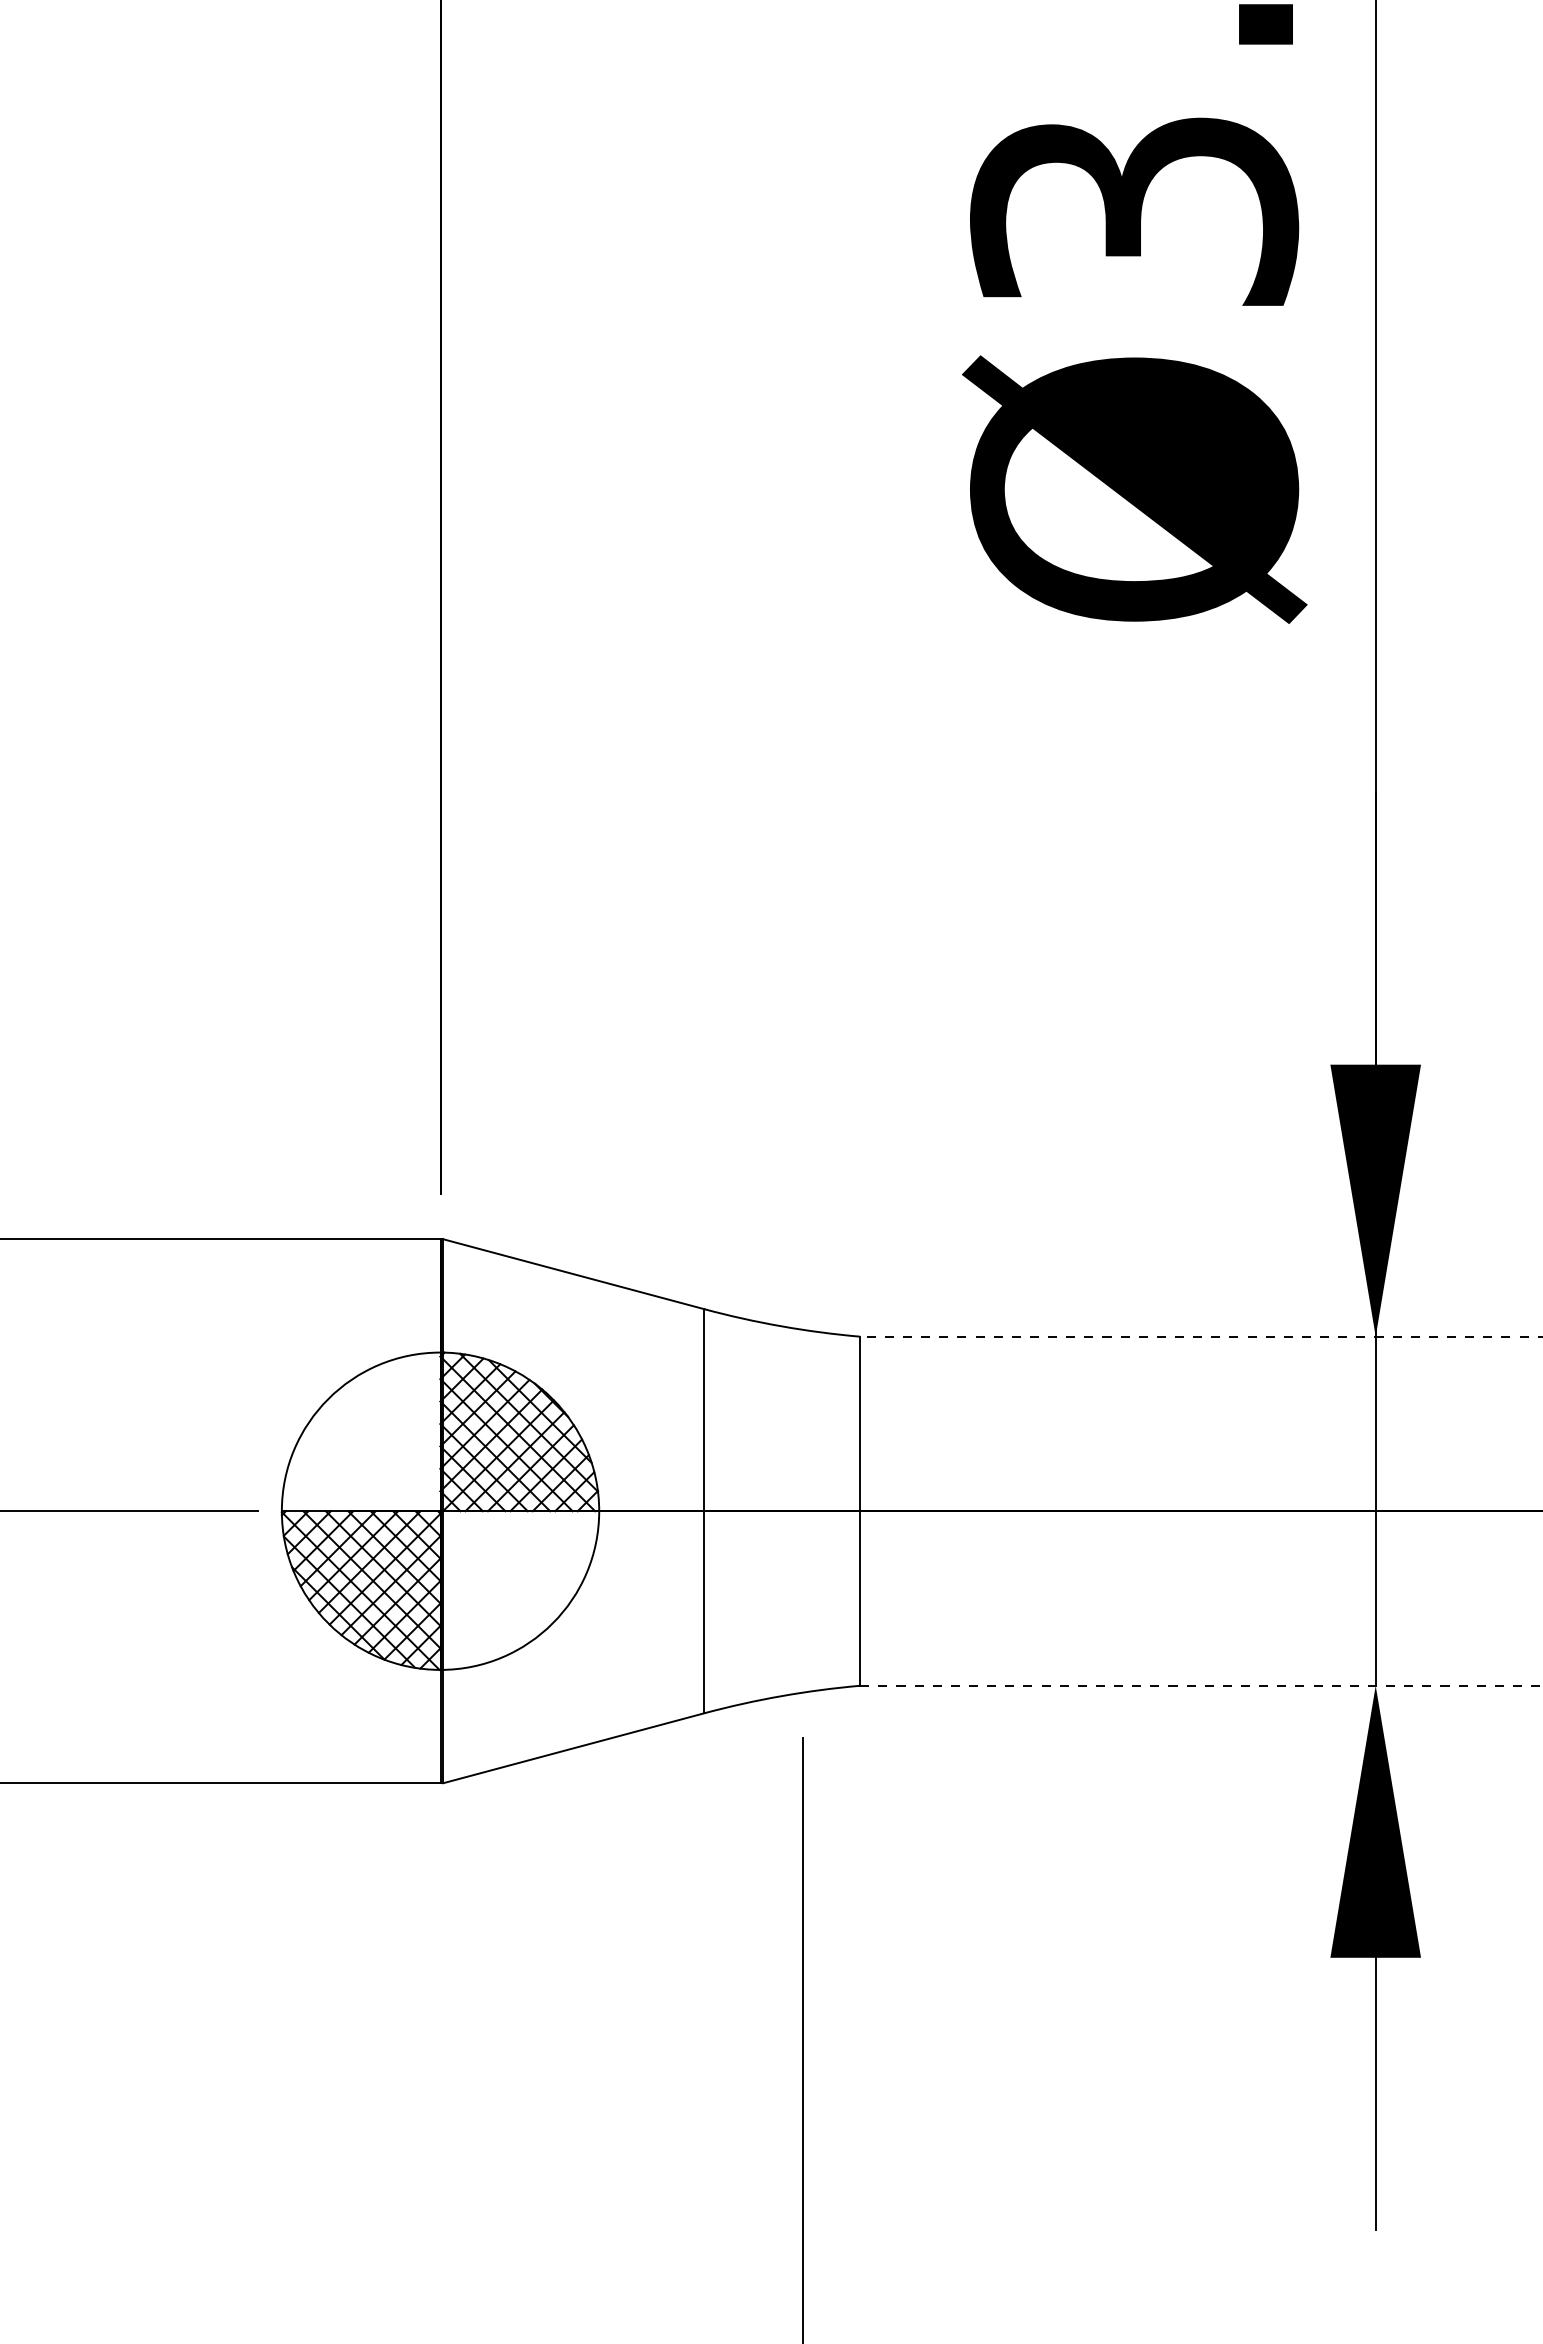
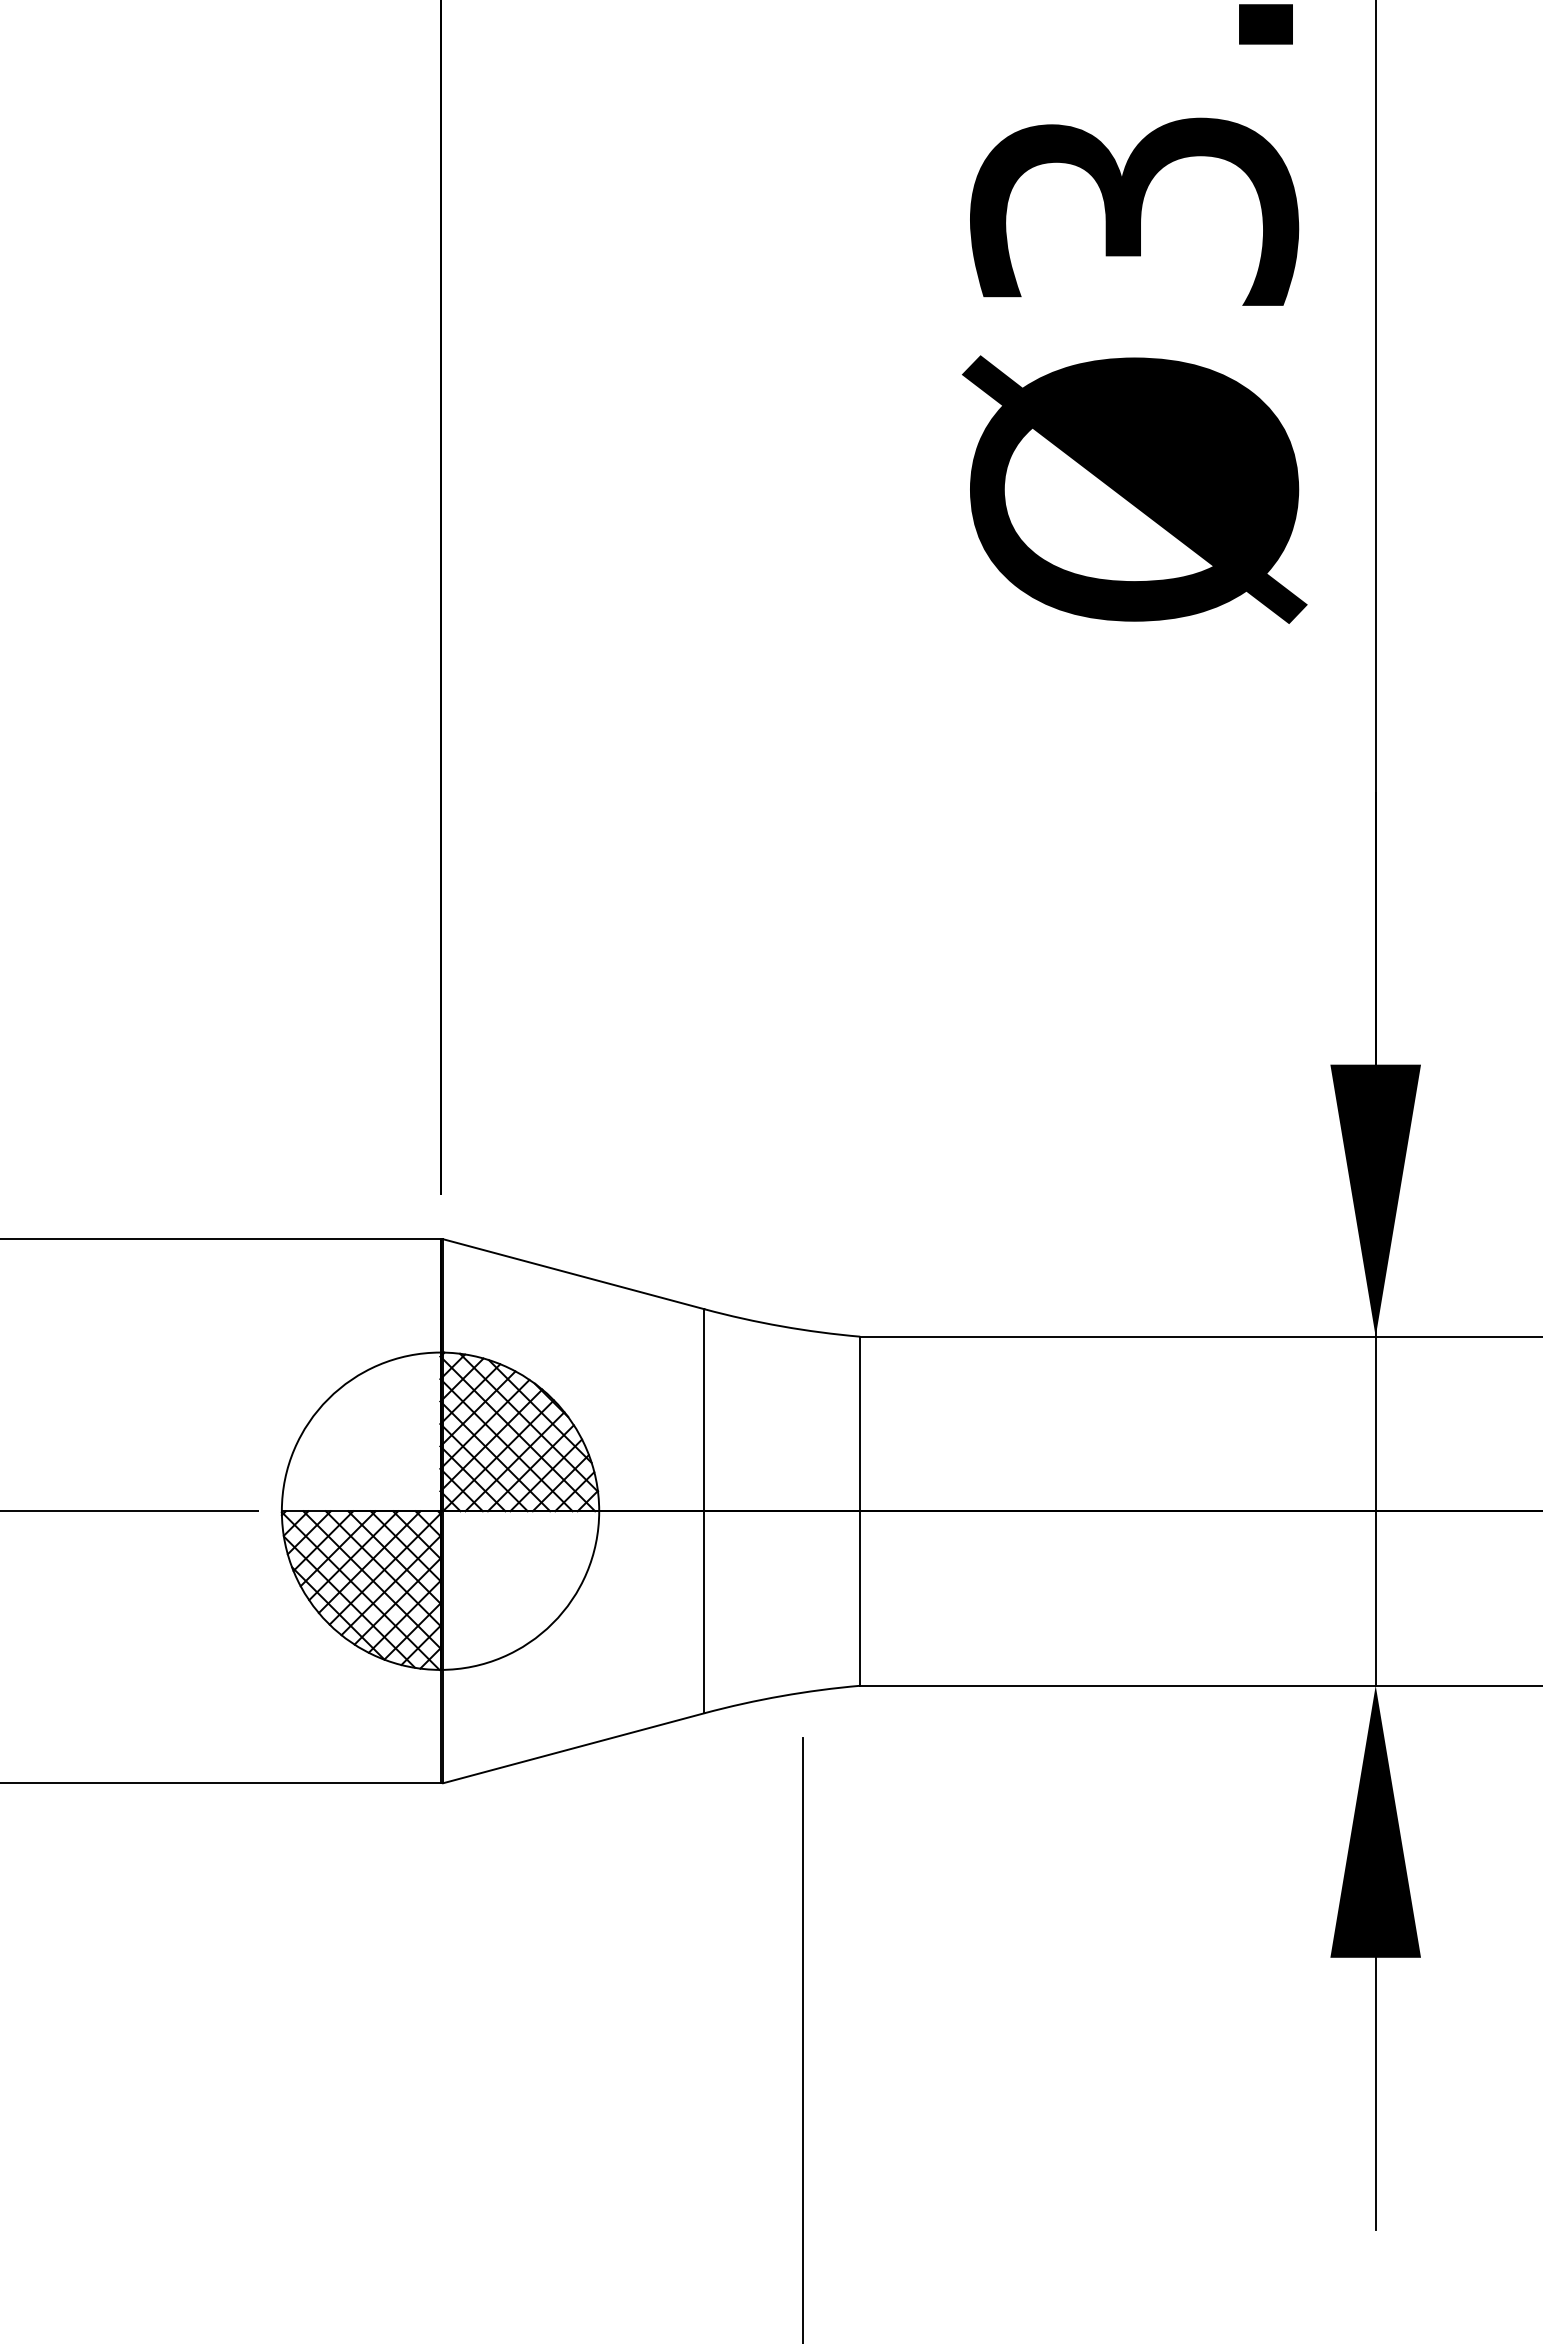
line: dashed -> solid (1200, 1336)
line: dashed -> solid (1201, 1685)
